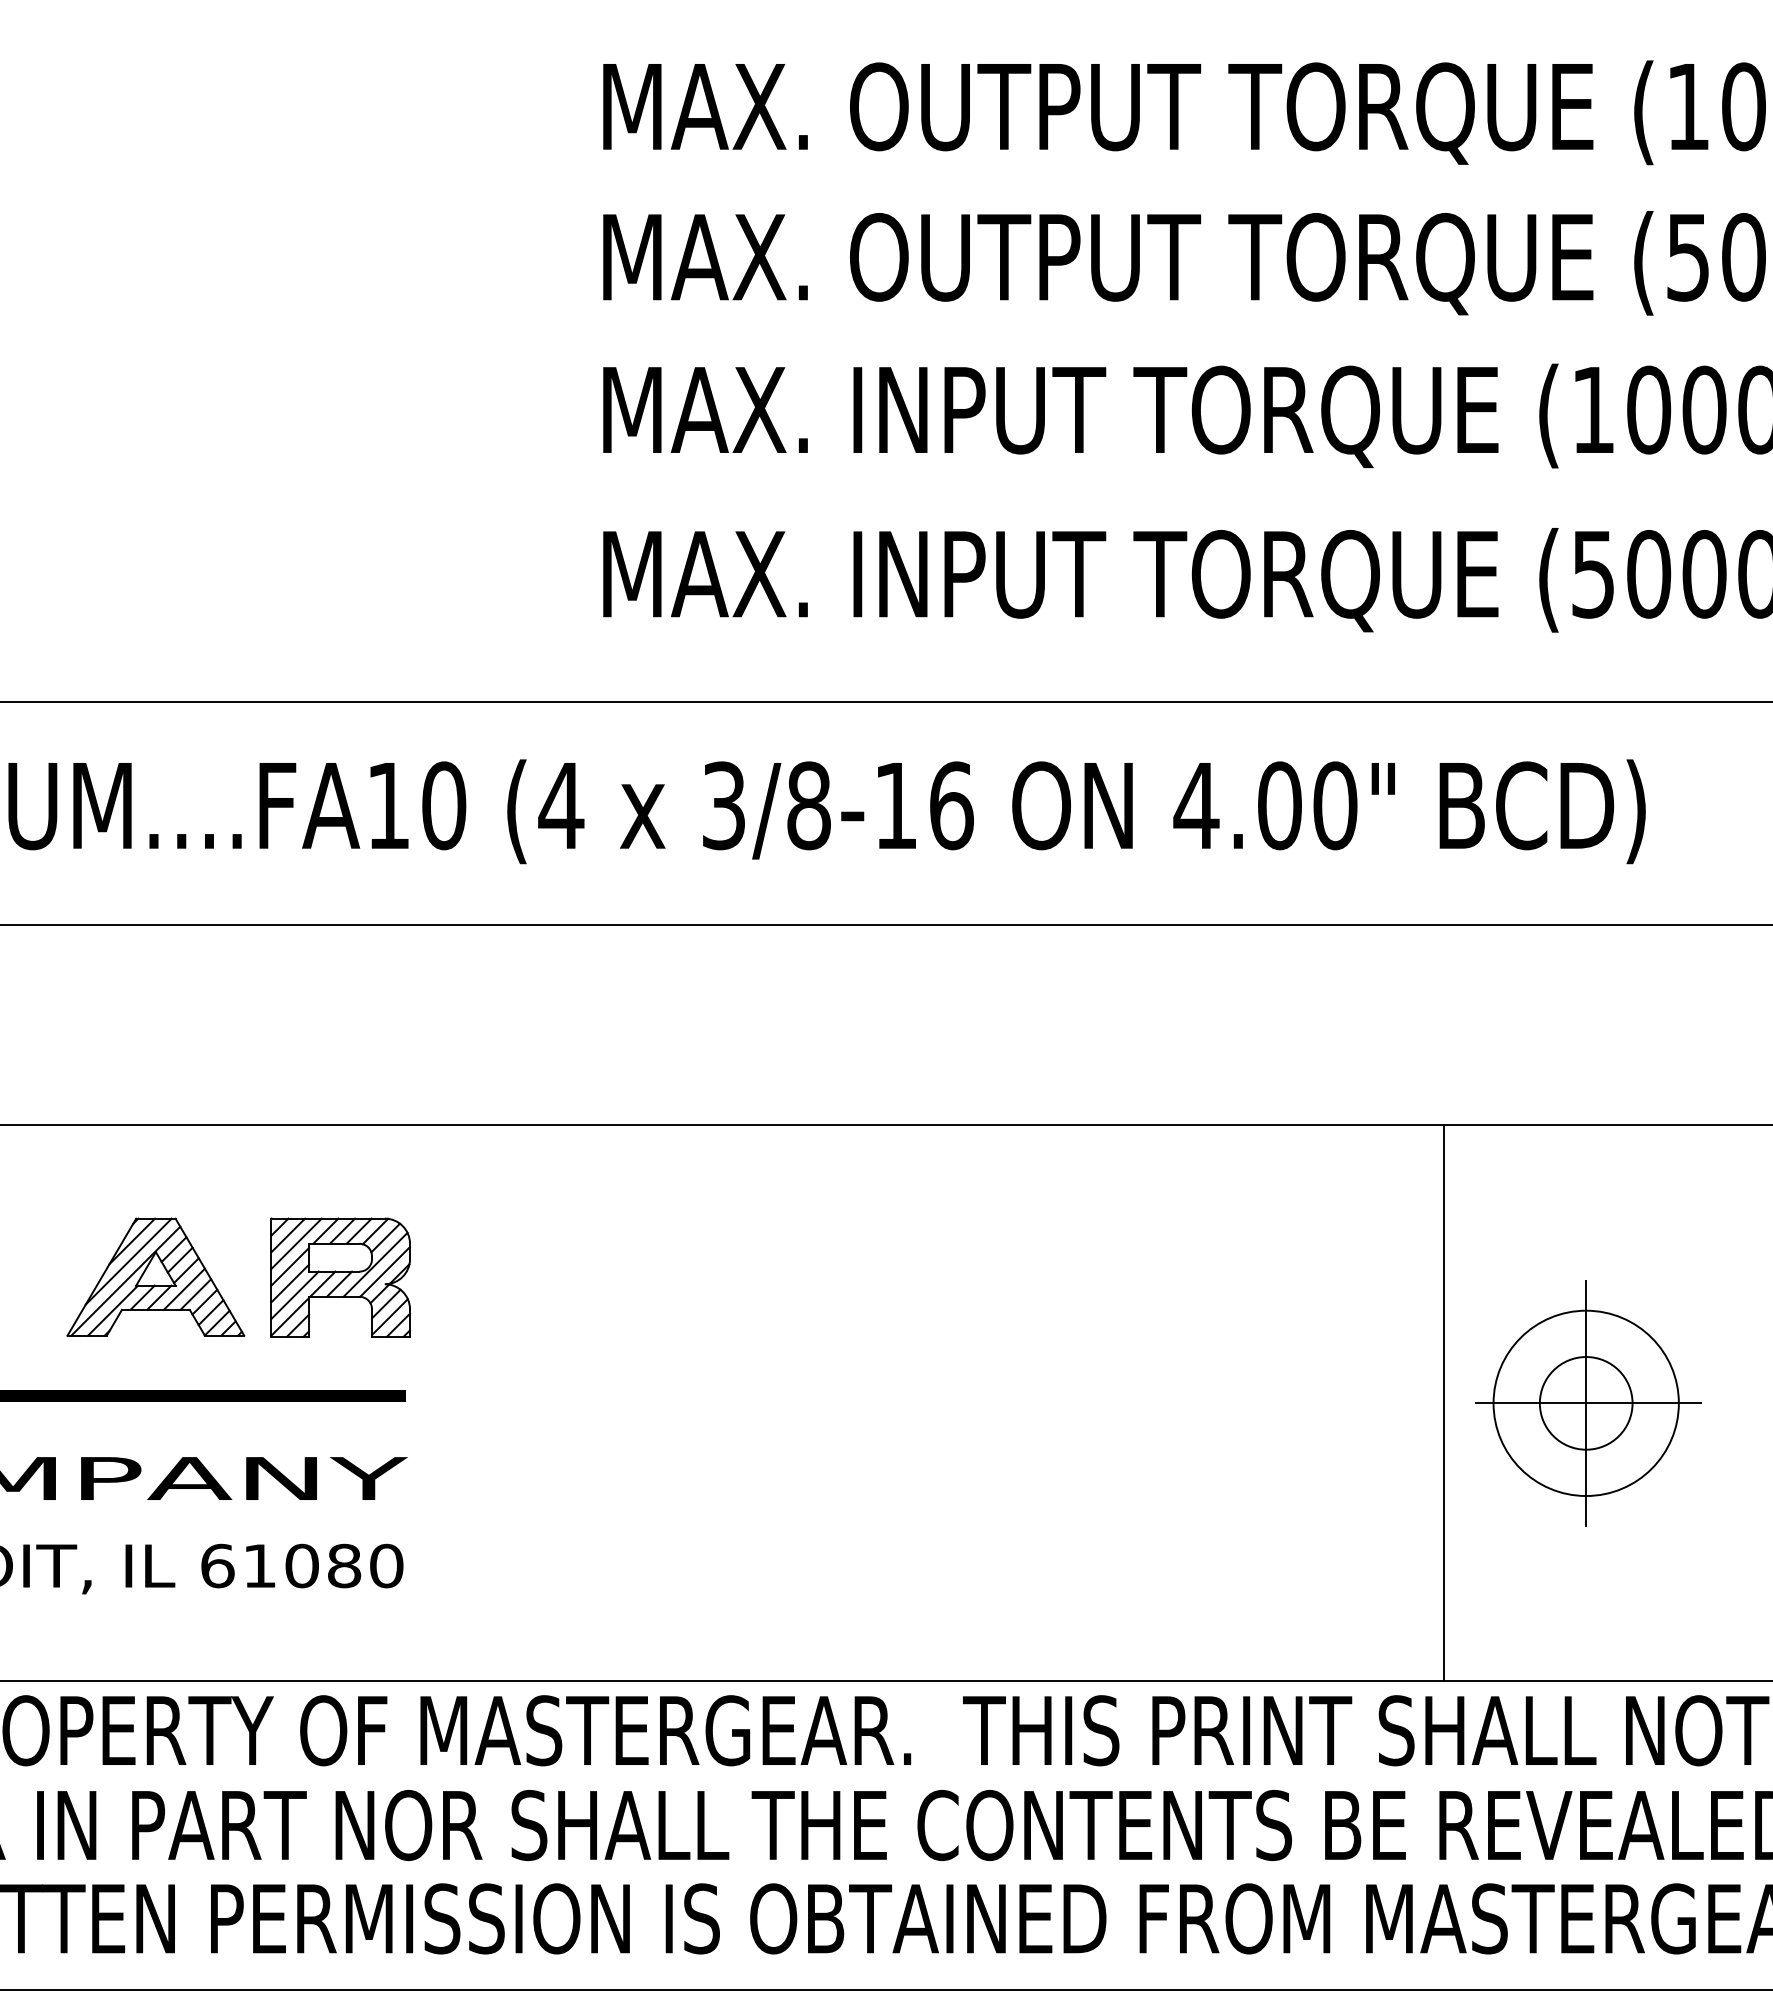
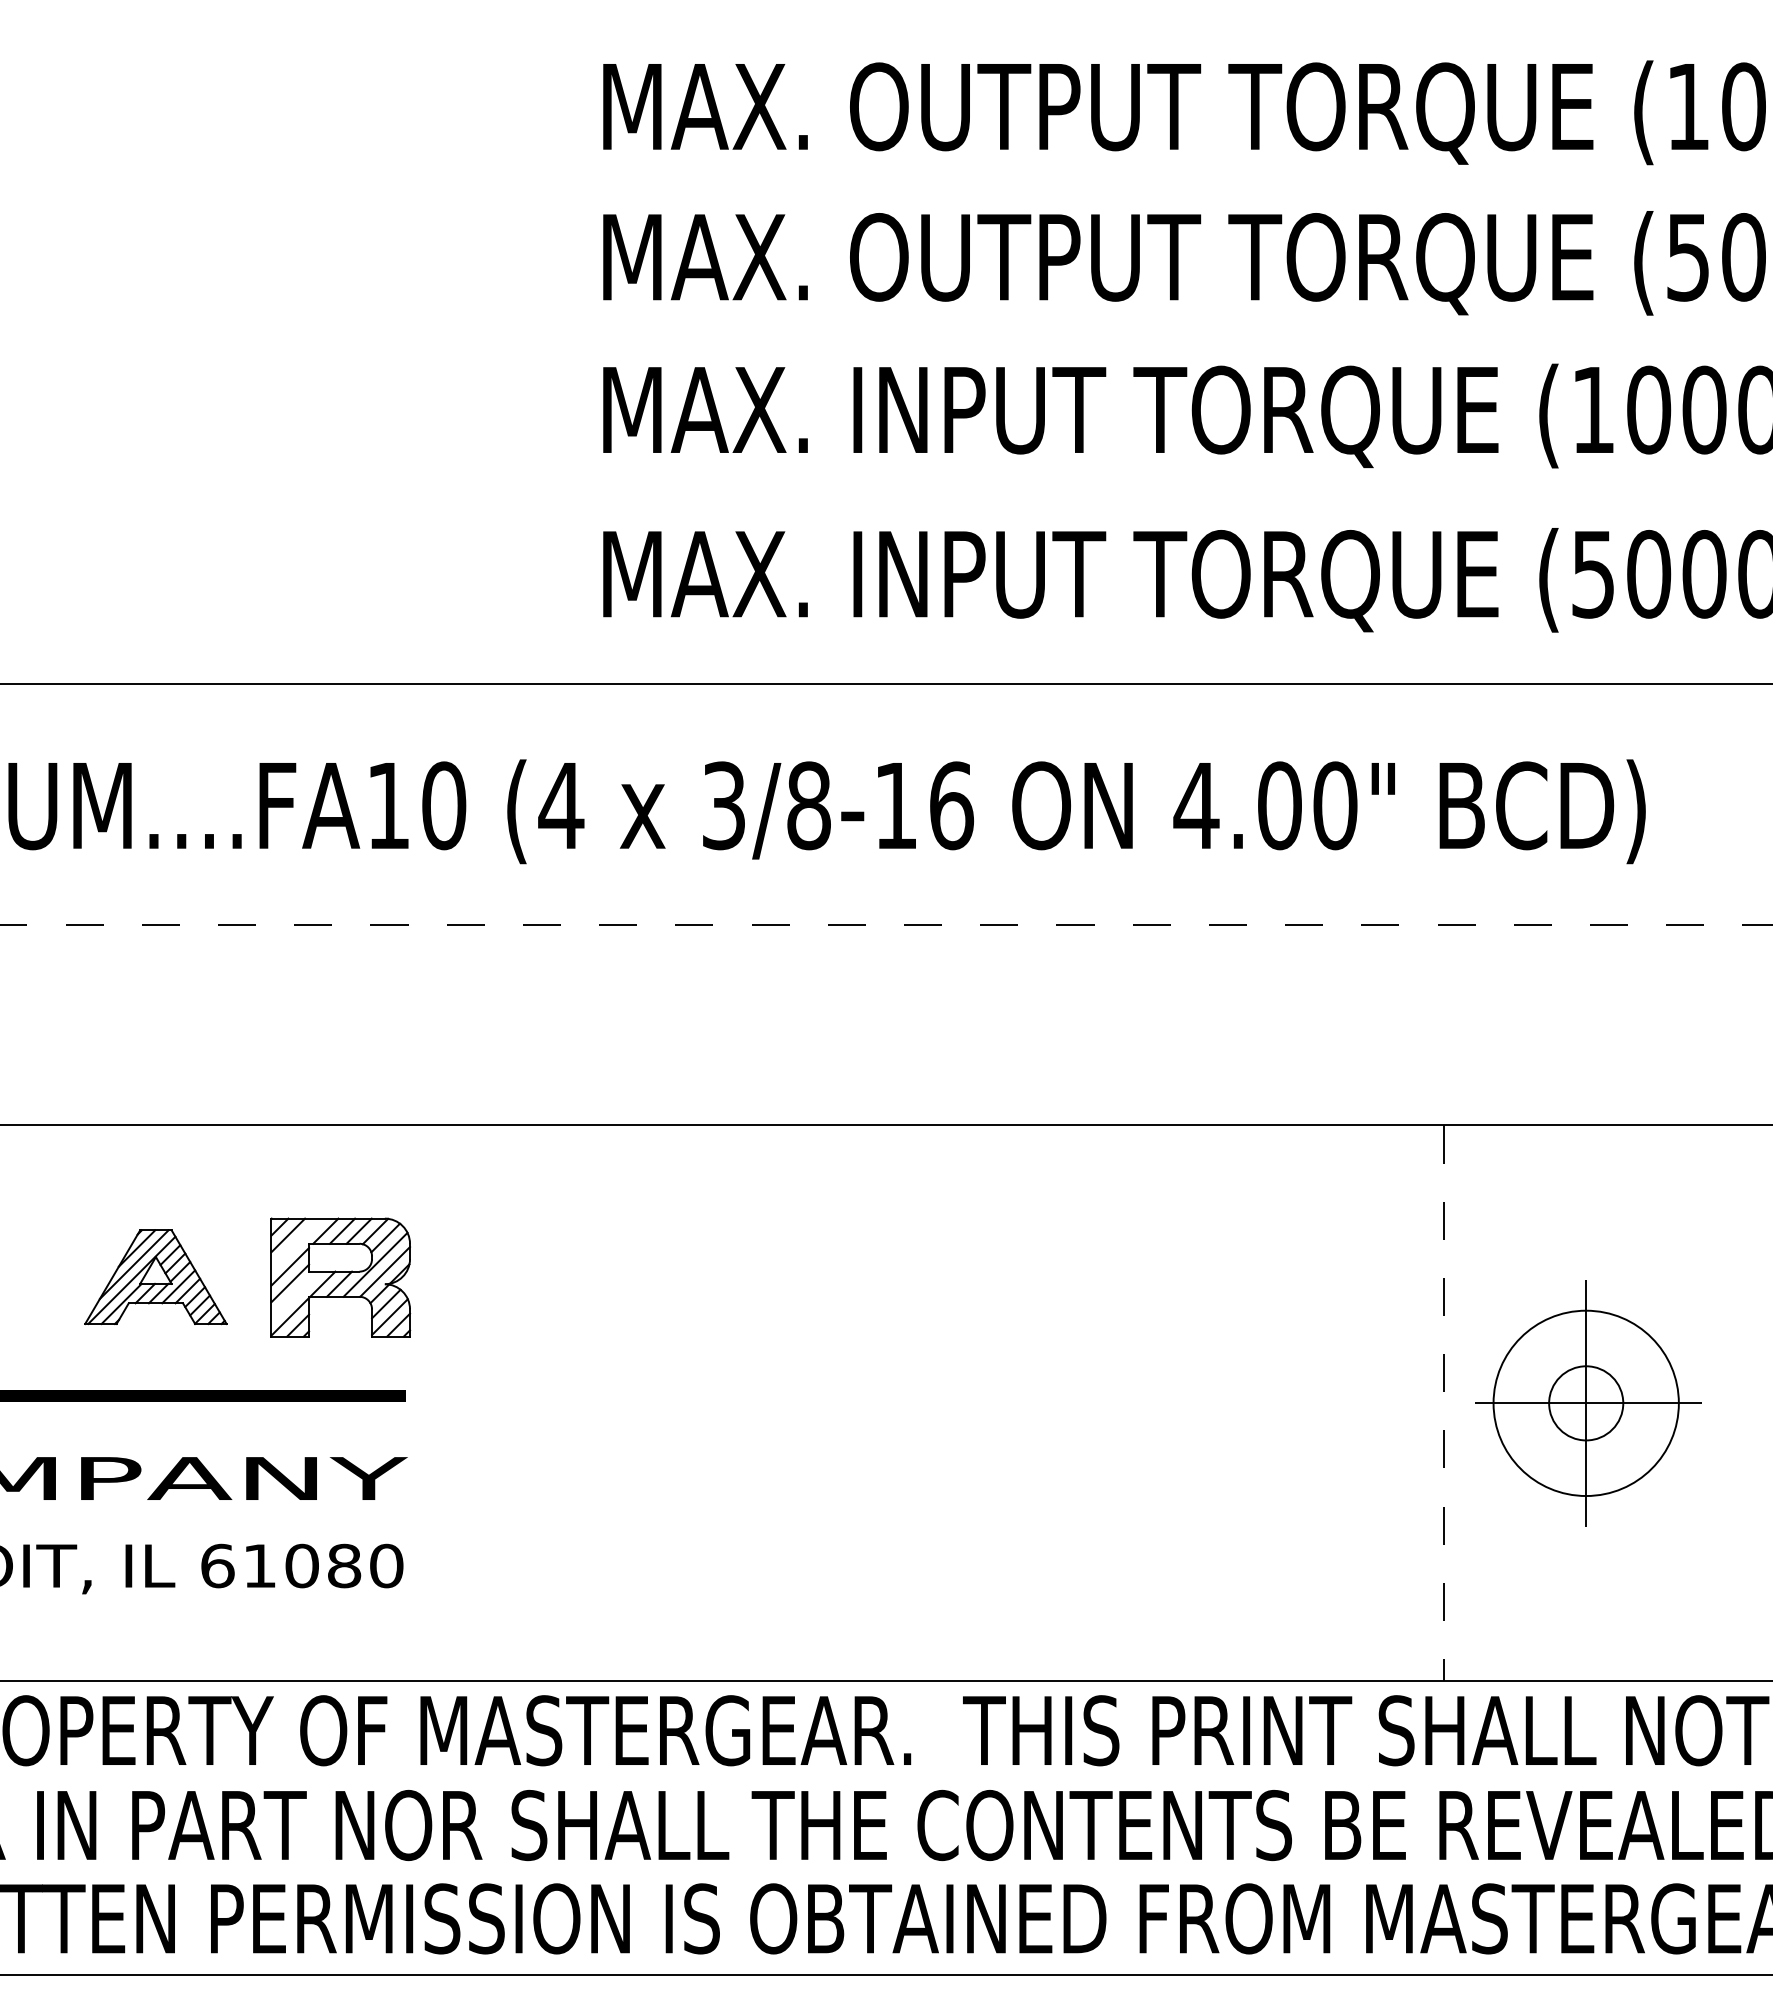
line position: (885, 701) -> (885, 683) (885, 683)
line: solid -> dashed (886, 924)
line: present -> none (296, 1243)
part size: 180x120 px -> 144x97 px (155, 1277)
line: present -> none (294, 1295)
line: solid -> dashed (1443, 1403)
circle diameter: 93 px -> 74 px (1586, 1403)
line position: (885, 1990) -> (885, 1975) (885, 1975)
